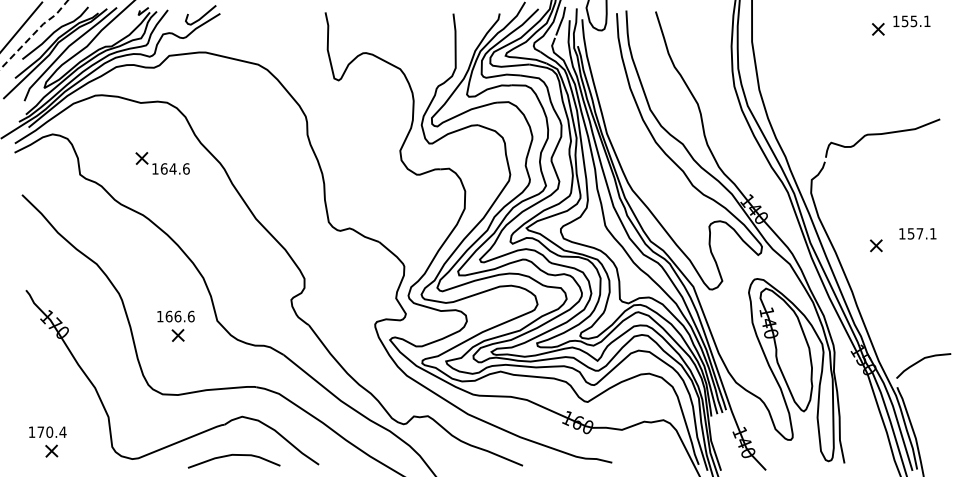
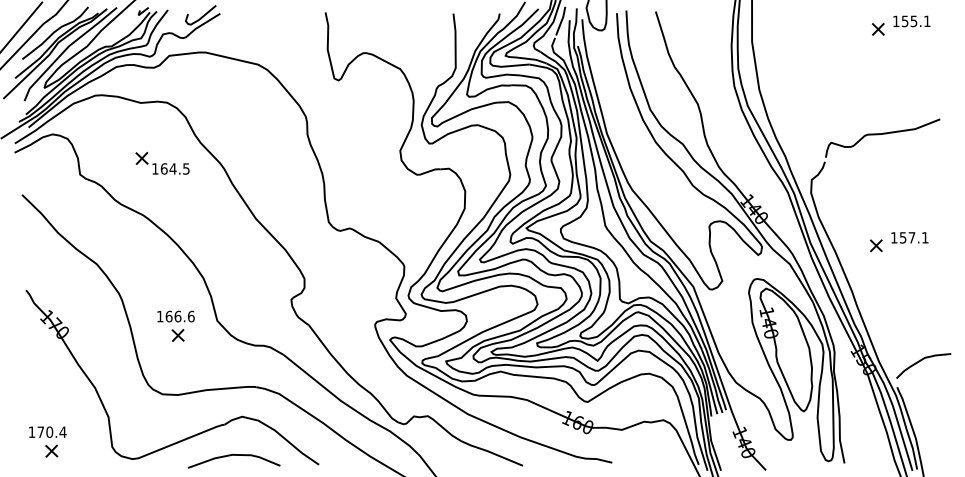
line: dashed -> solid (34, 33)
text: 164.6 -> 164.5 (186, 168)
text position: (917, 233) -> (909, 237) (909, 237)
